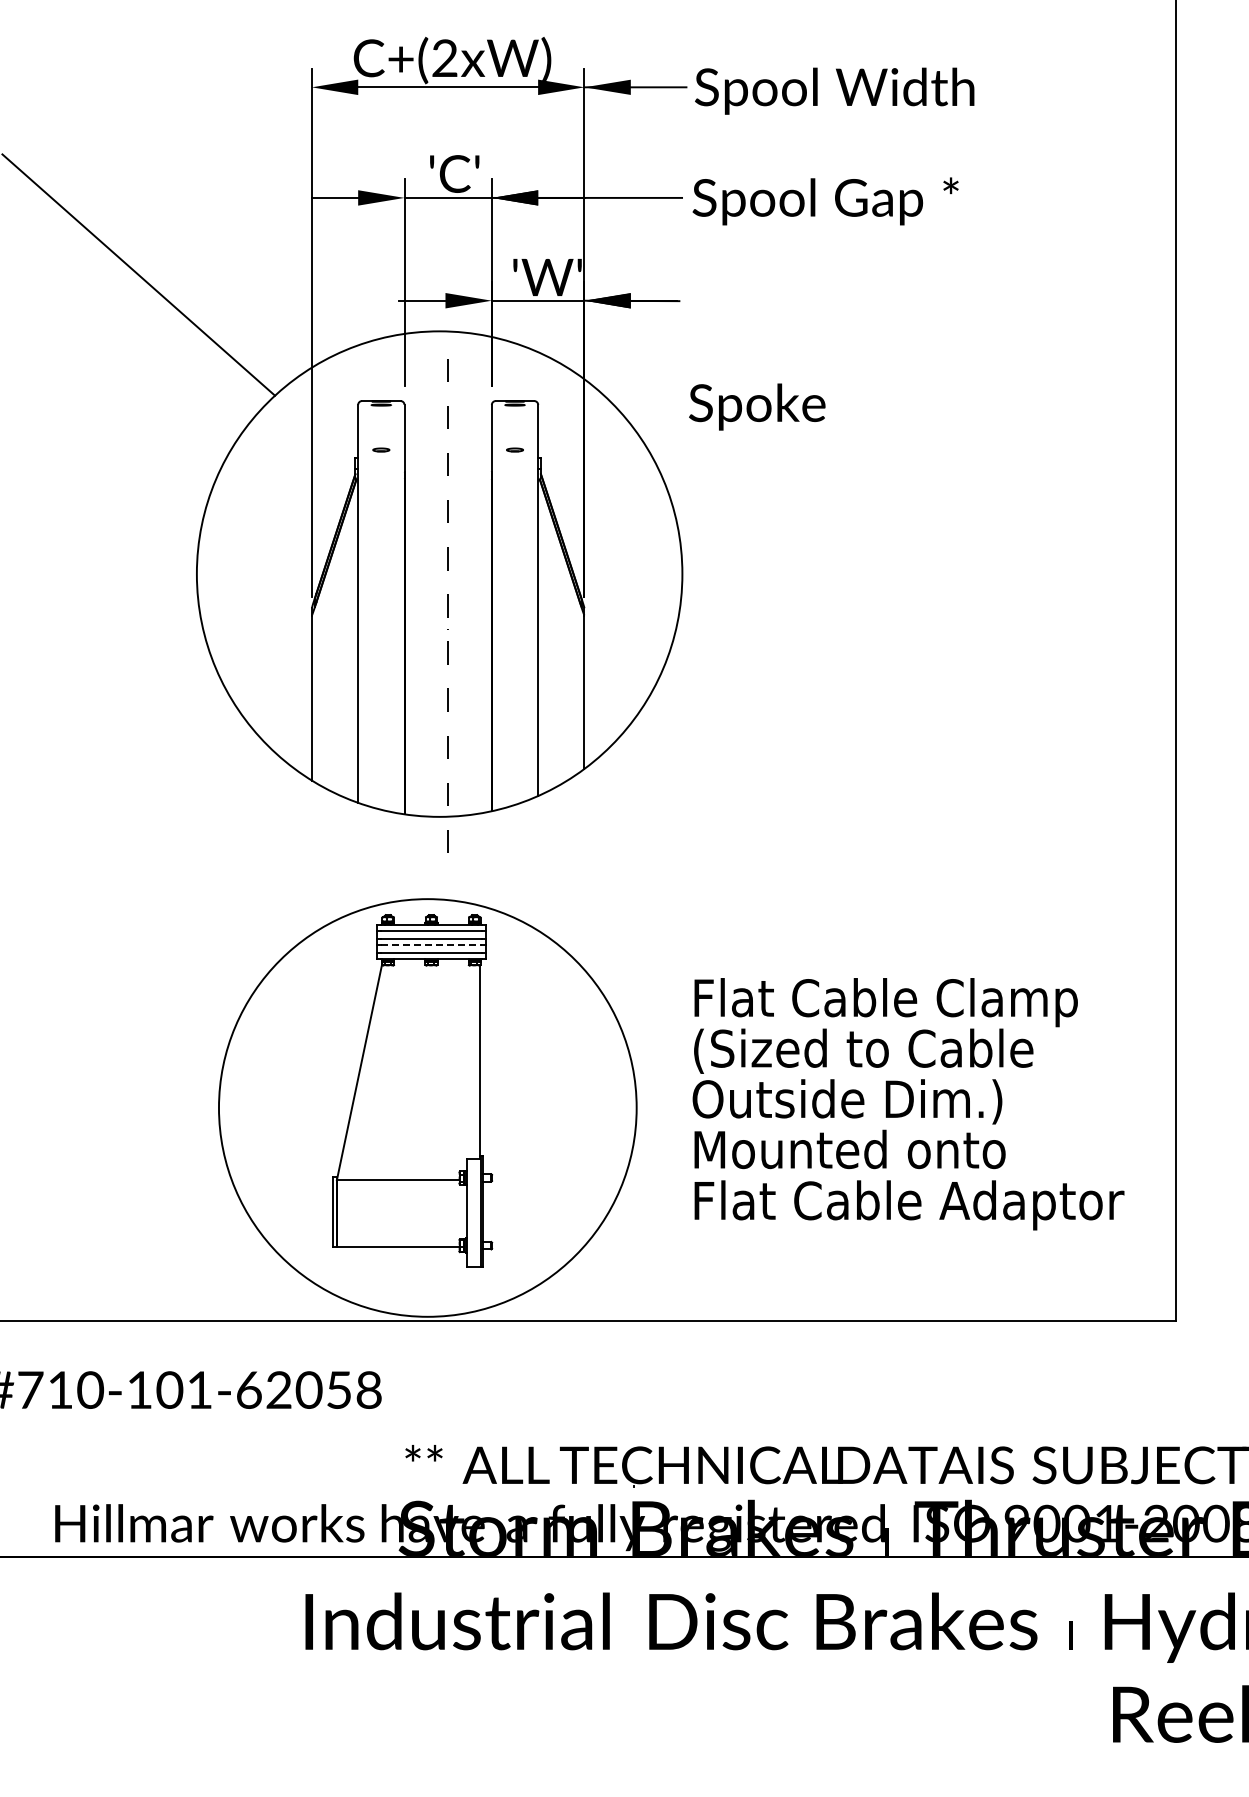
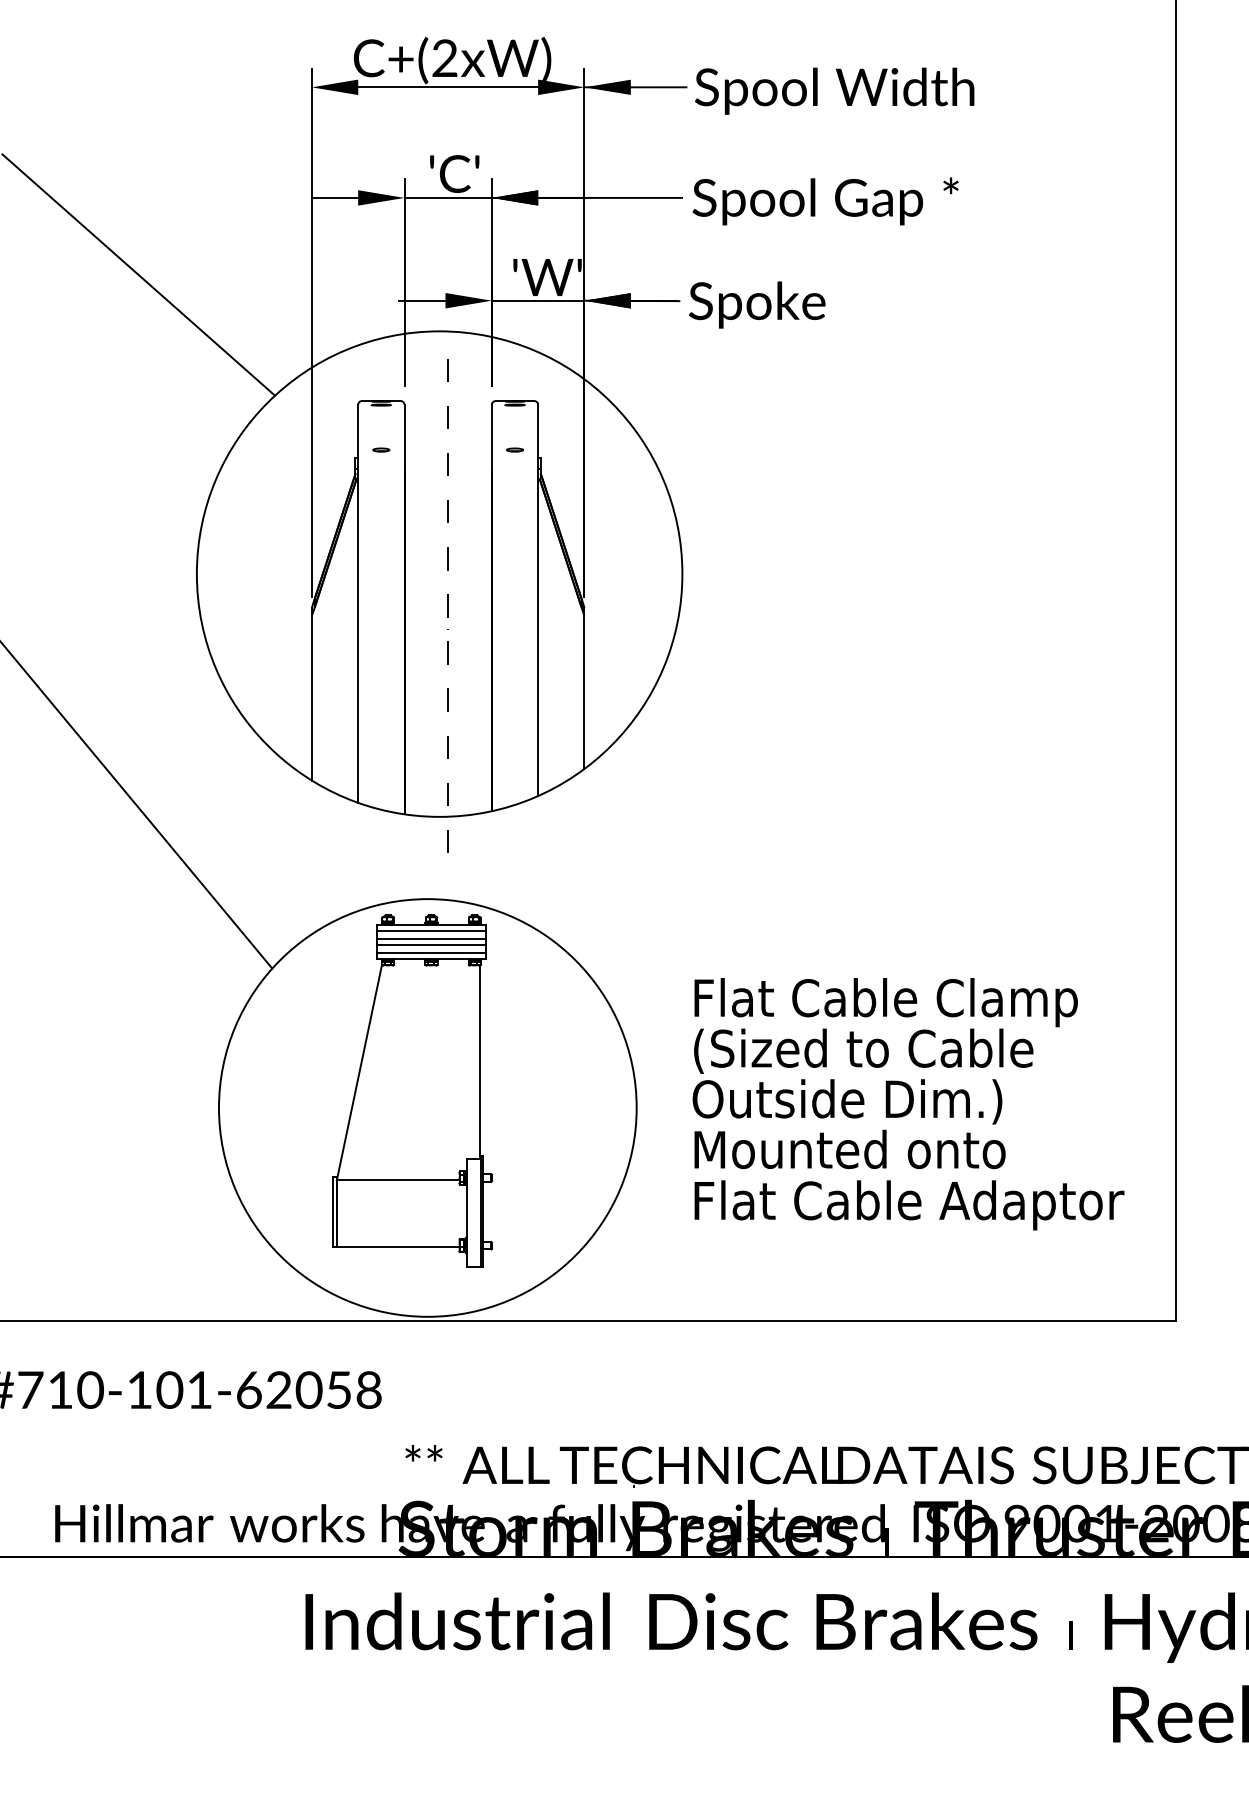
text position: (757, 406) -> (757, 304) (757, 304)
line: none -> present (137, 805)
line: dashed -> solid (431, 944)
